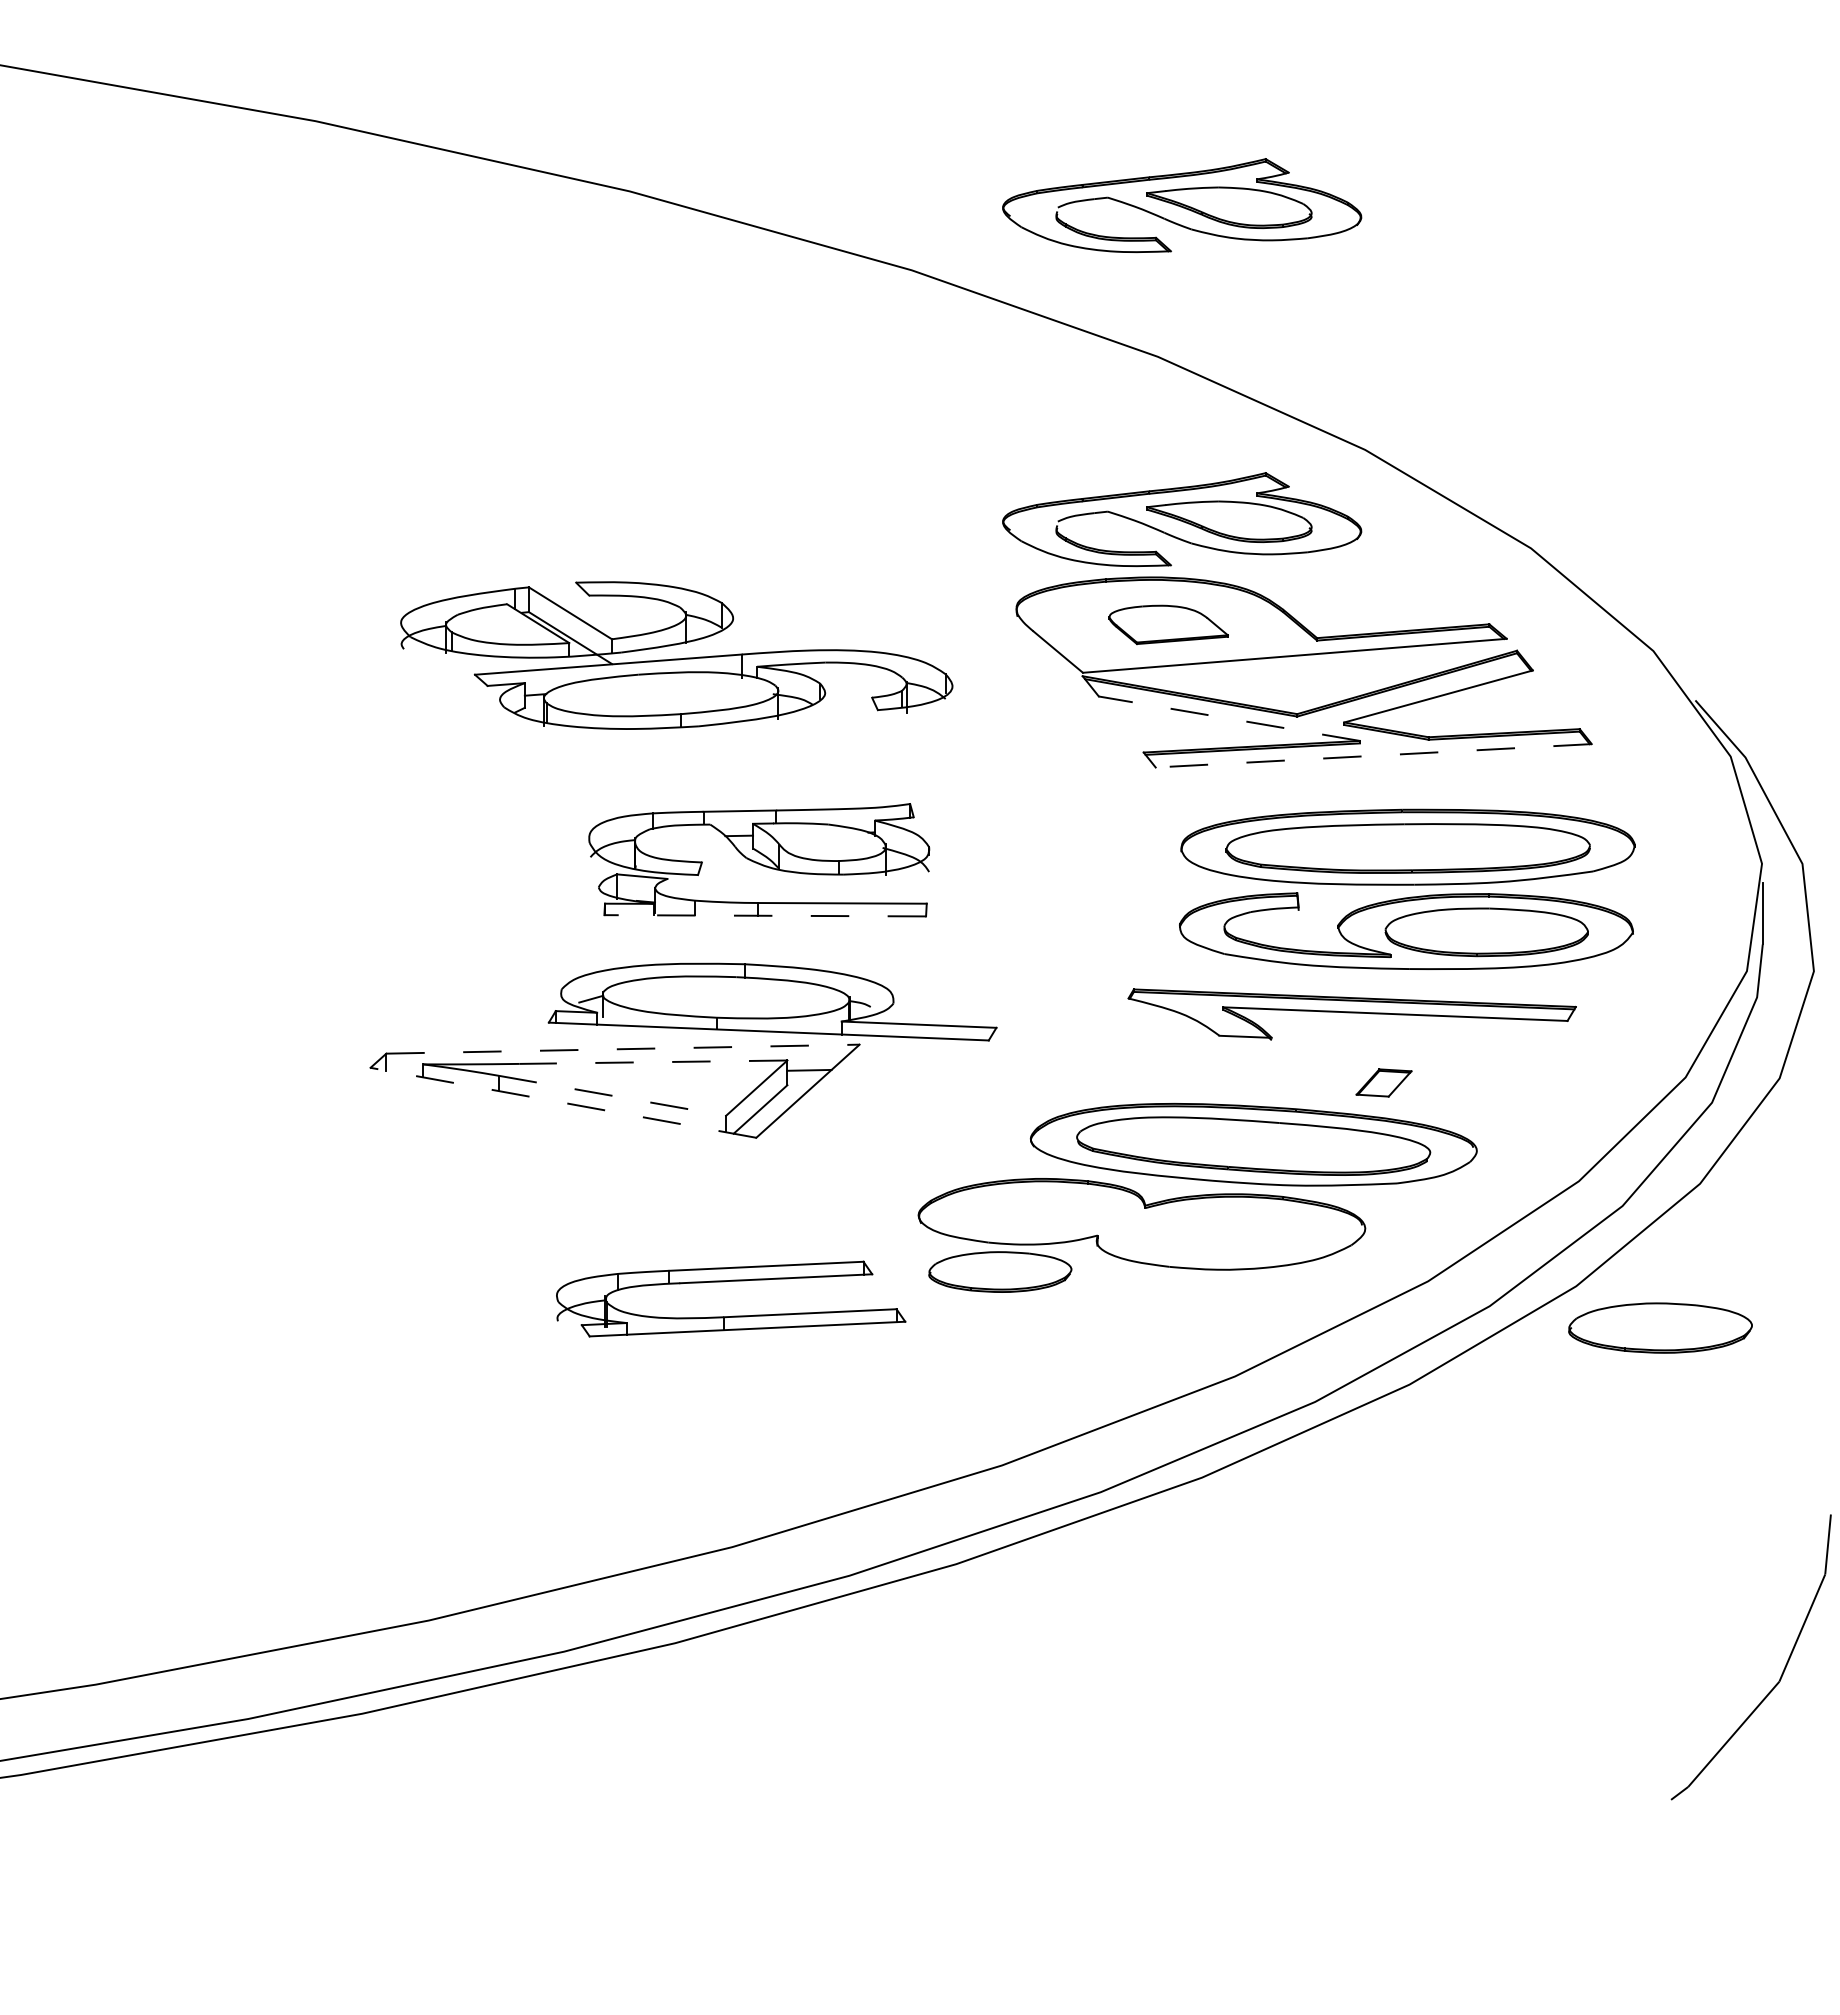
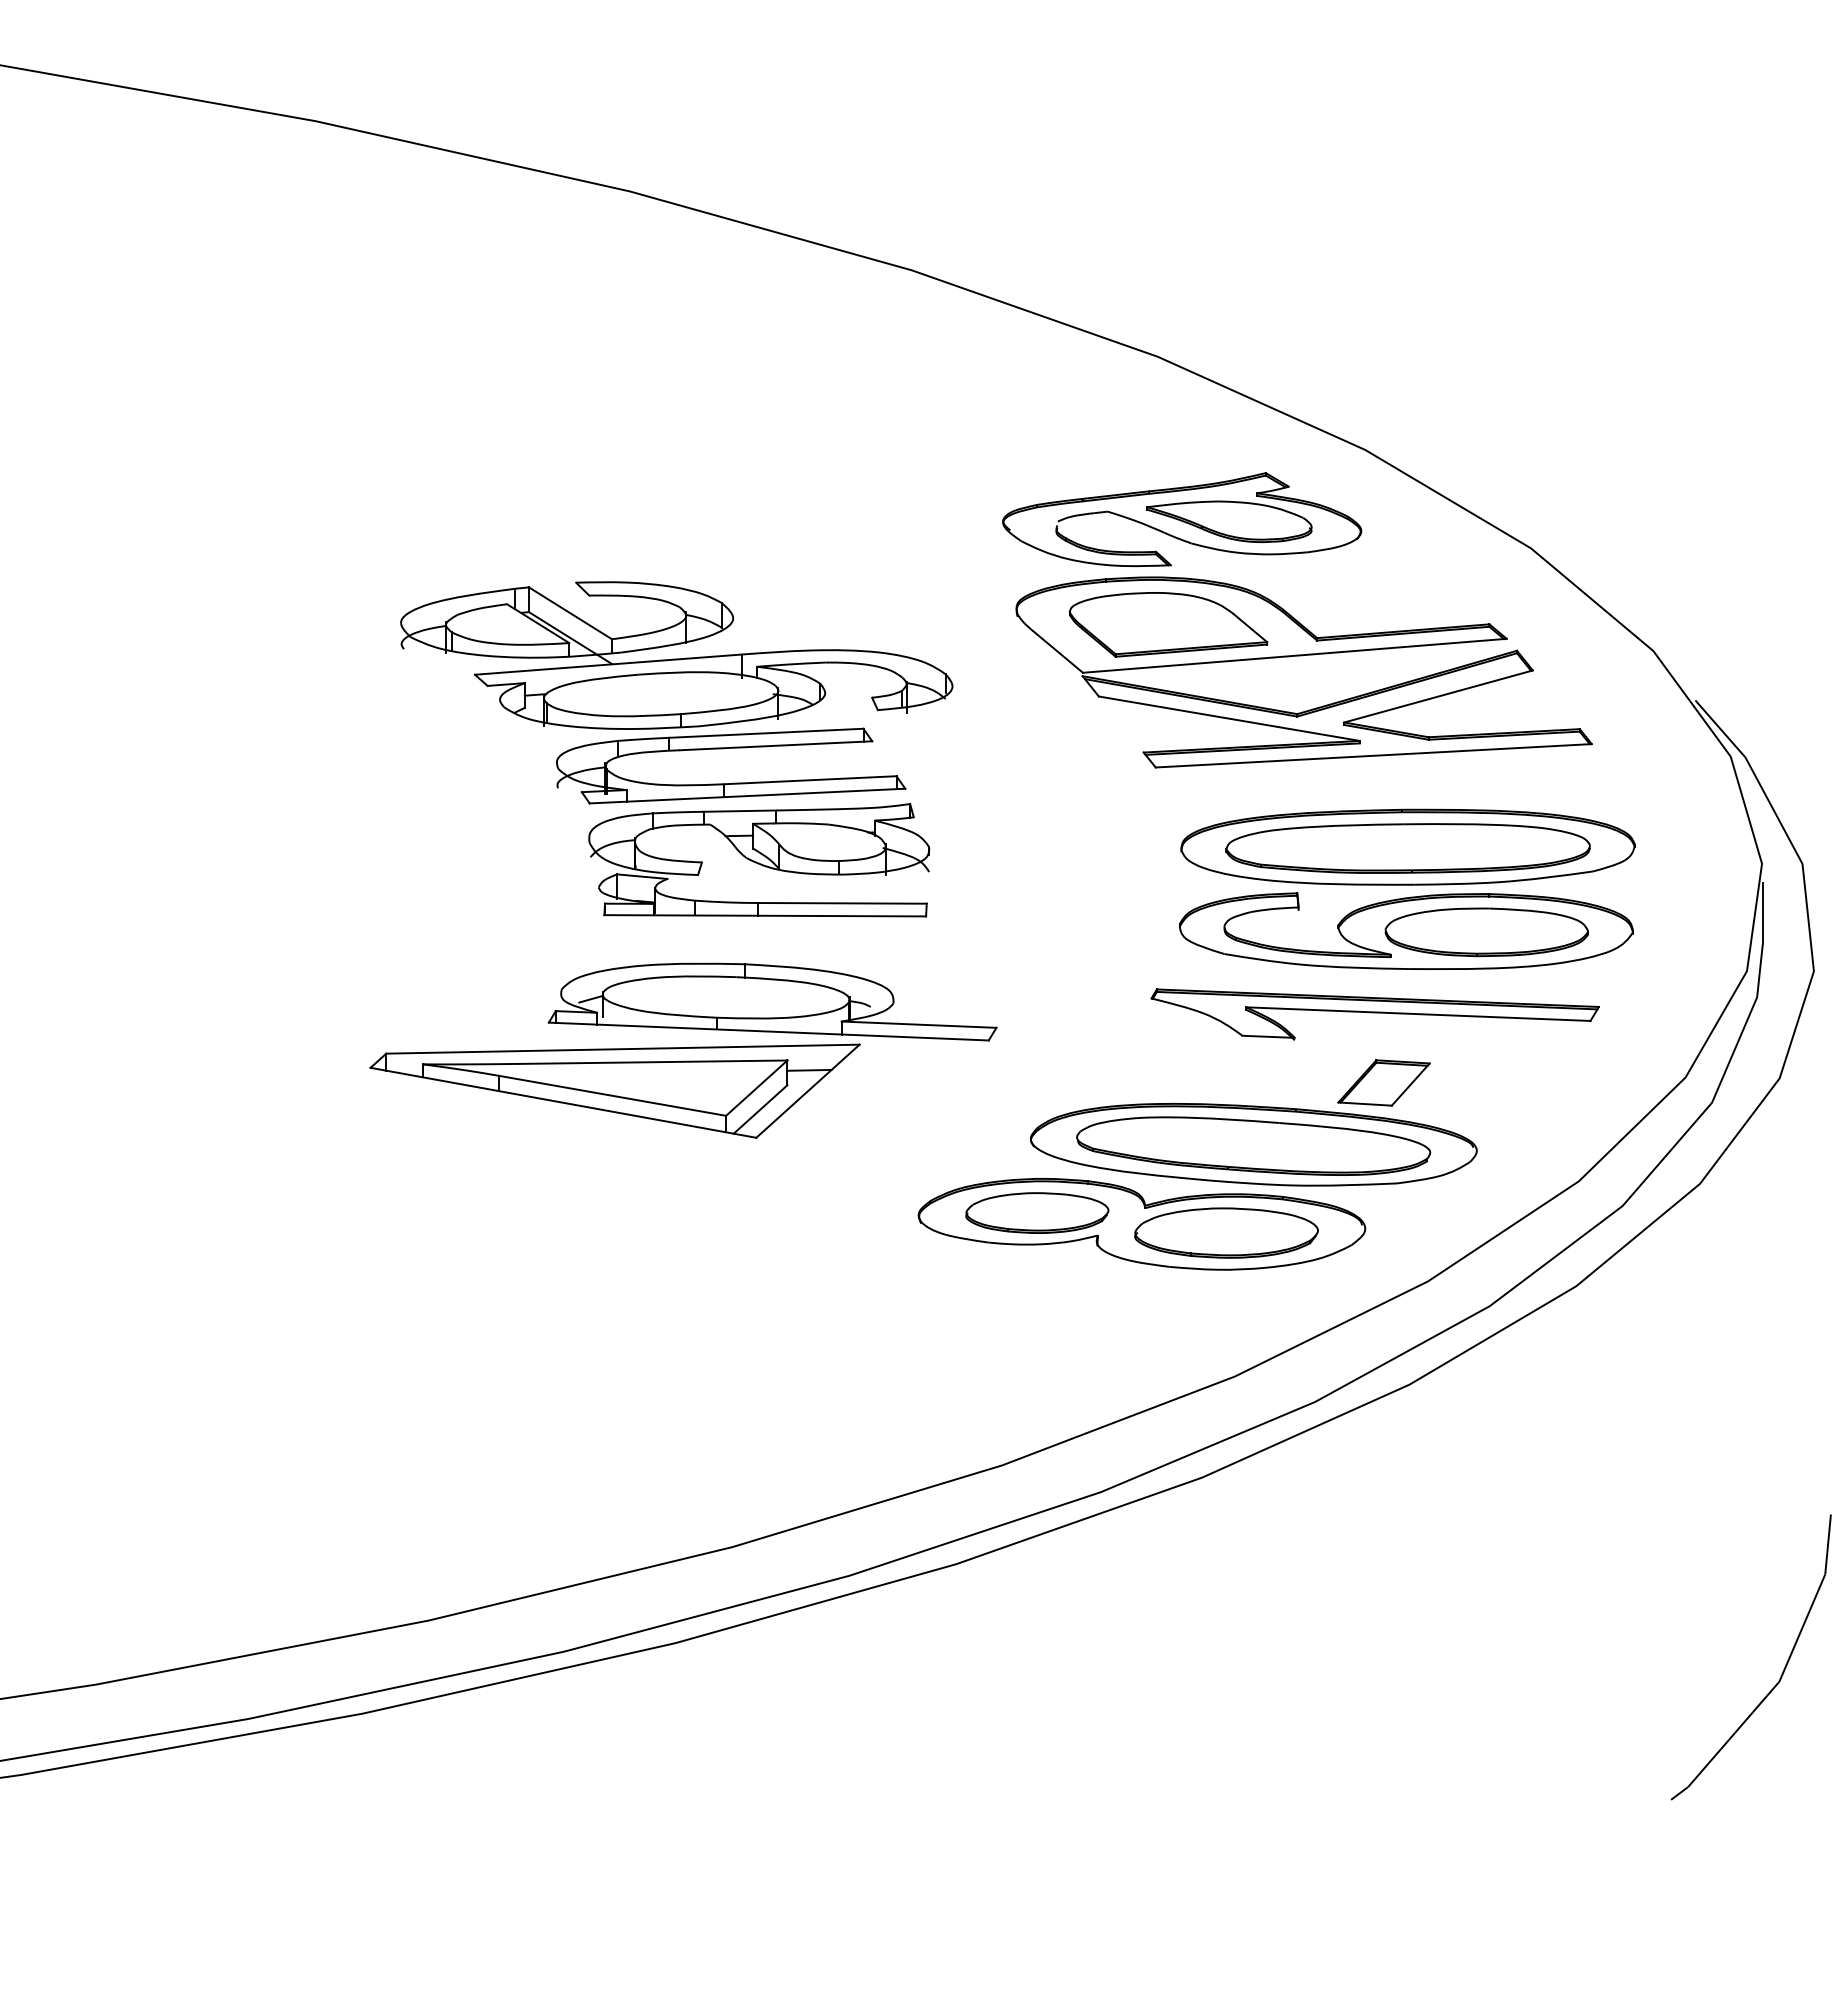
part: present -> none (1182, 205)
part size: 121x42 px -> 200x66 px (1168, 624)
line: dashed -> solid (1228, 718)
line: dashed -> solid (1373, 755)
line: dashed -> solid (765, 915)
part position: (1351, 1014) -> (1374, 1014) (1374, 1014)
line: dashed -> solid (622, 1049)
line: dashed -> solid (653, 1062)
part size: 58x30 px -> 94x48 px (1383, 1082)
line: dashed -> solid (613, 1095)
line: dashed -> solid (562, 1102)
part position: (1000, 1271) -> (1037, 1212) (1037, 1212)
part position: (731, 1281) -> (731, 748) (731, 748)
part position: (1660, 1327) -> (1226, 1232) (1226, 1232)
